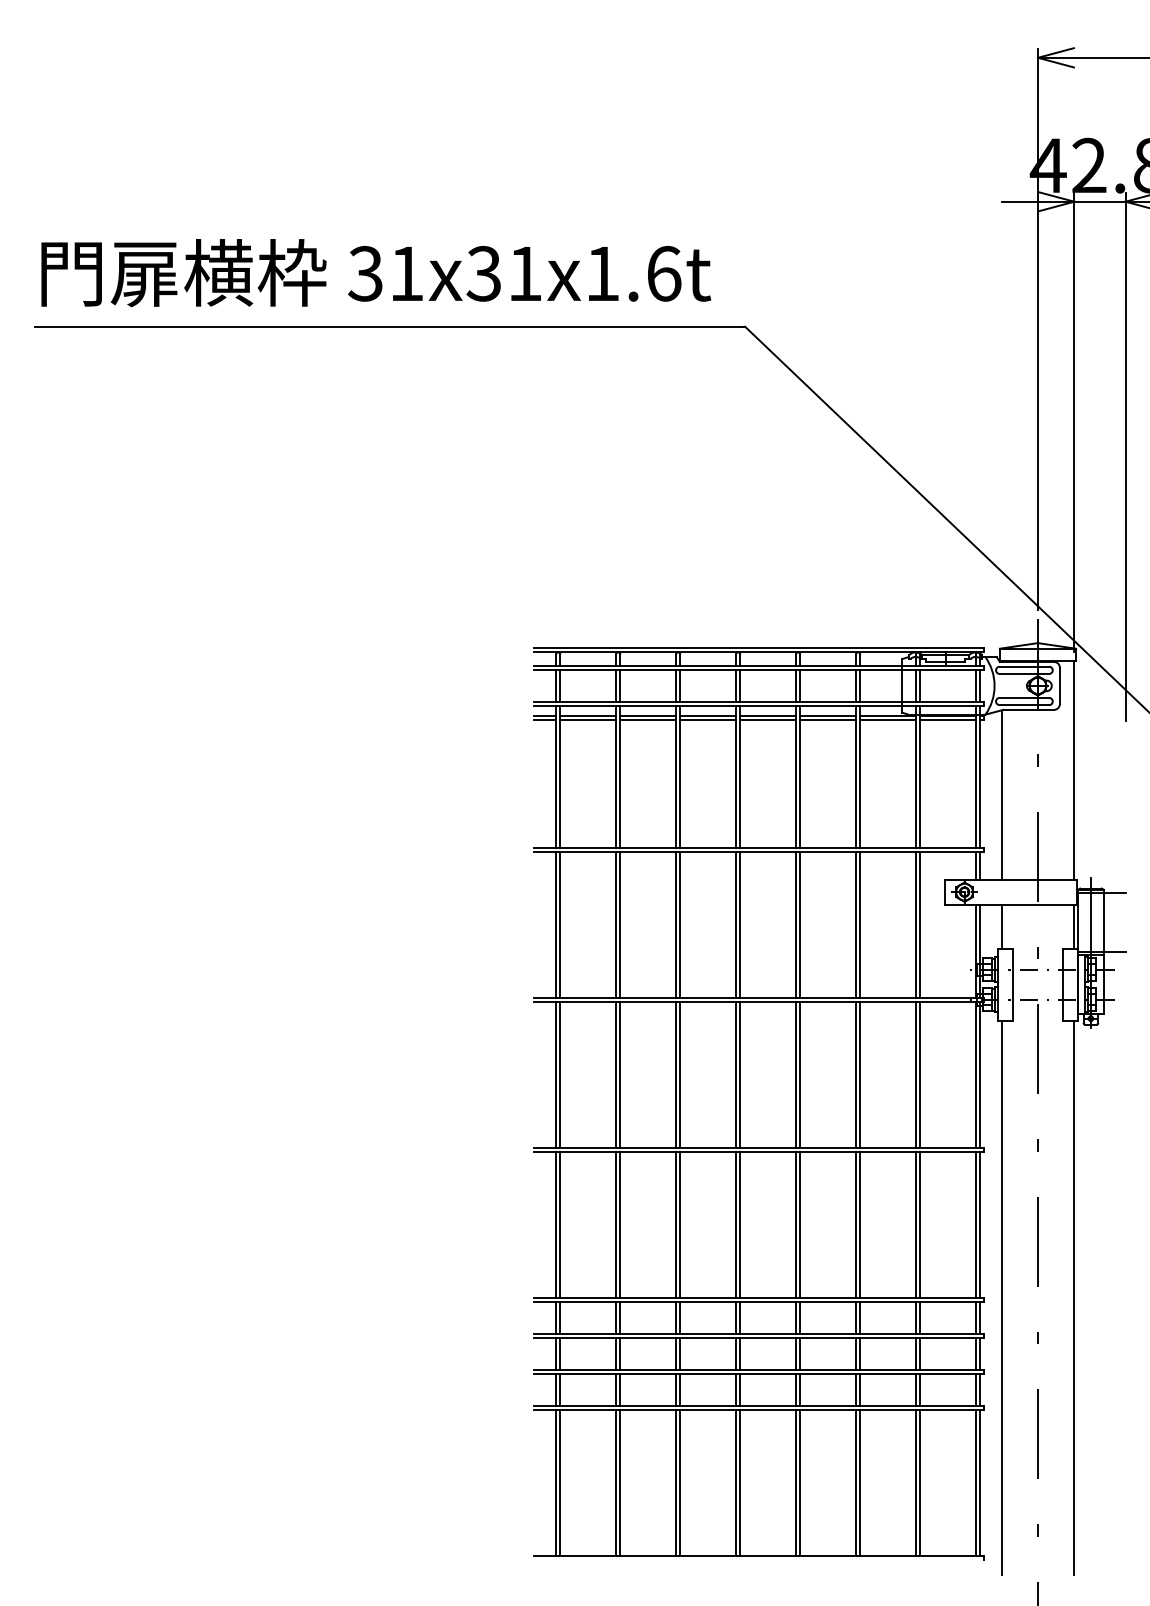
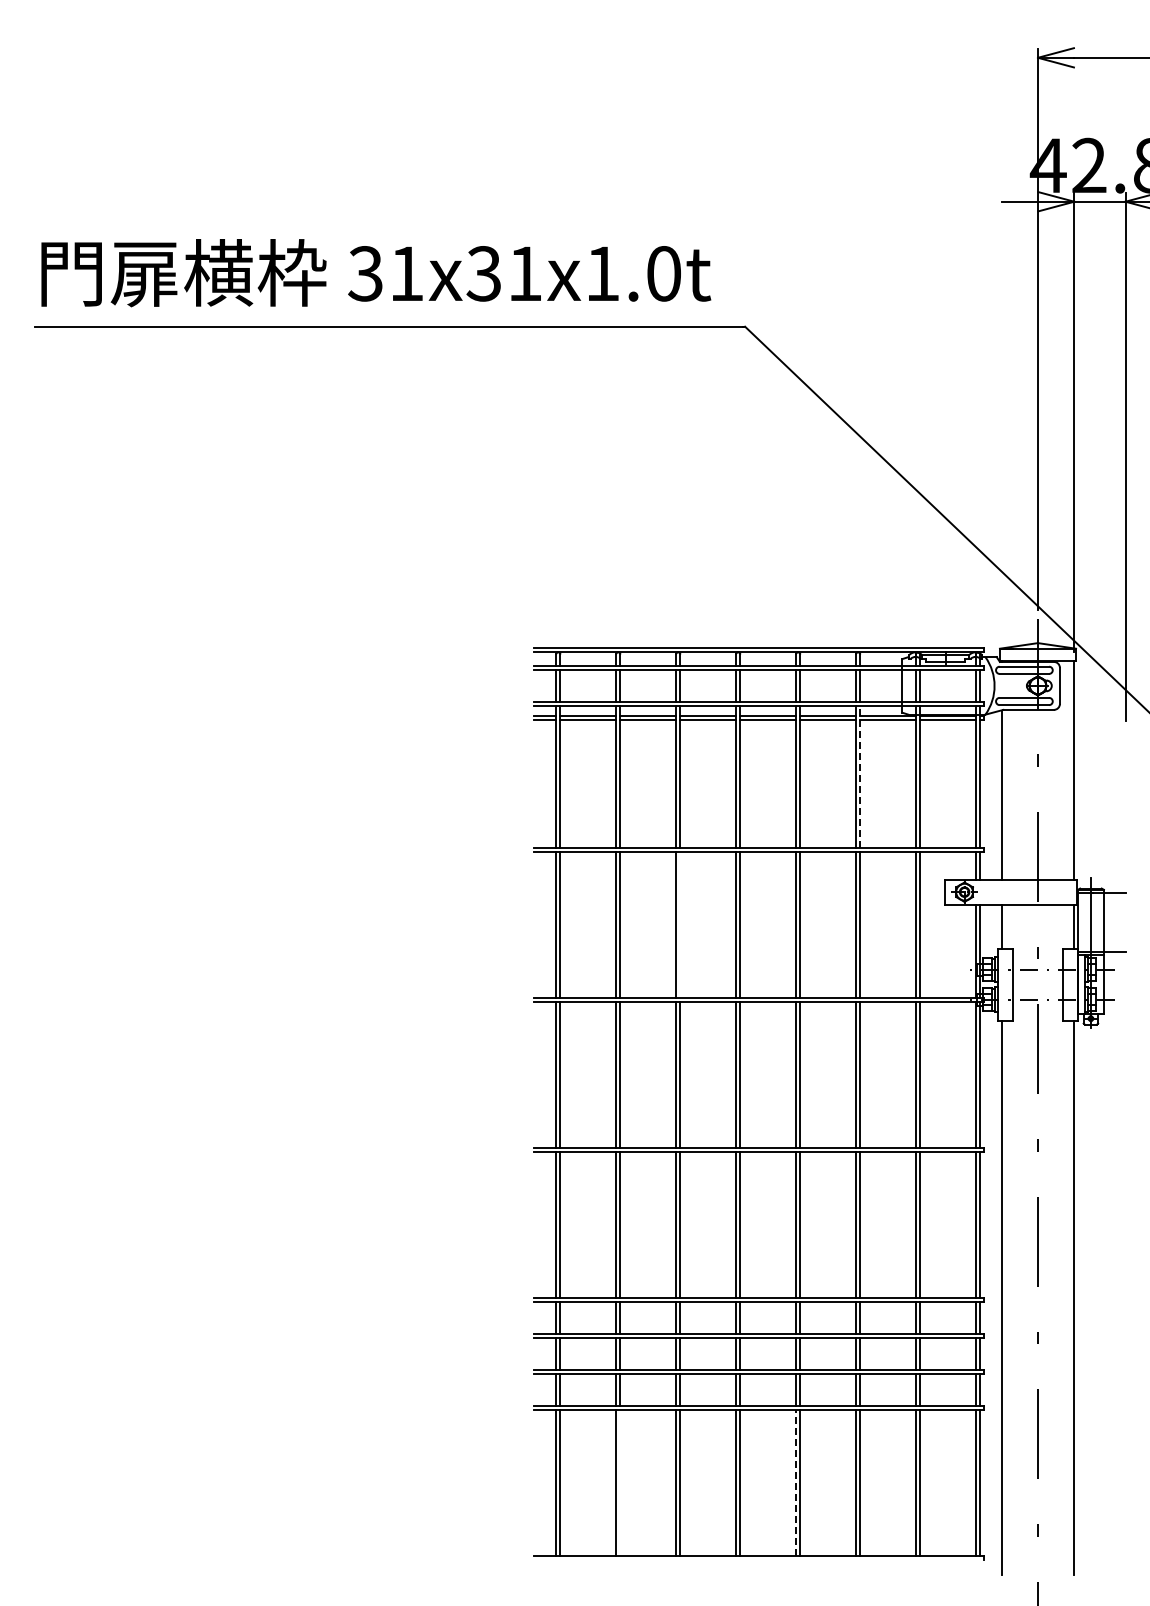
text: 31x31x1.6t -> 31x31x1.0t (664, 273)
line: solid -> dashed (860, 776)
line: present -> none (680, 924)
line: present -> none (620, 1482)
line: solid -> dashed (795, 1482)
